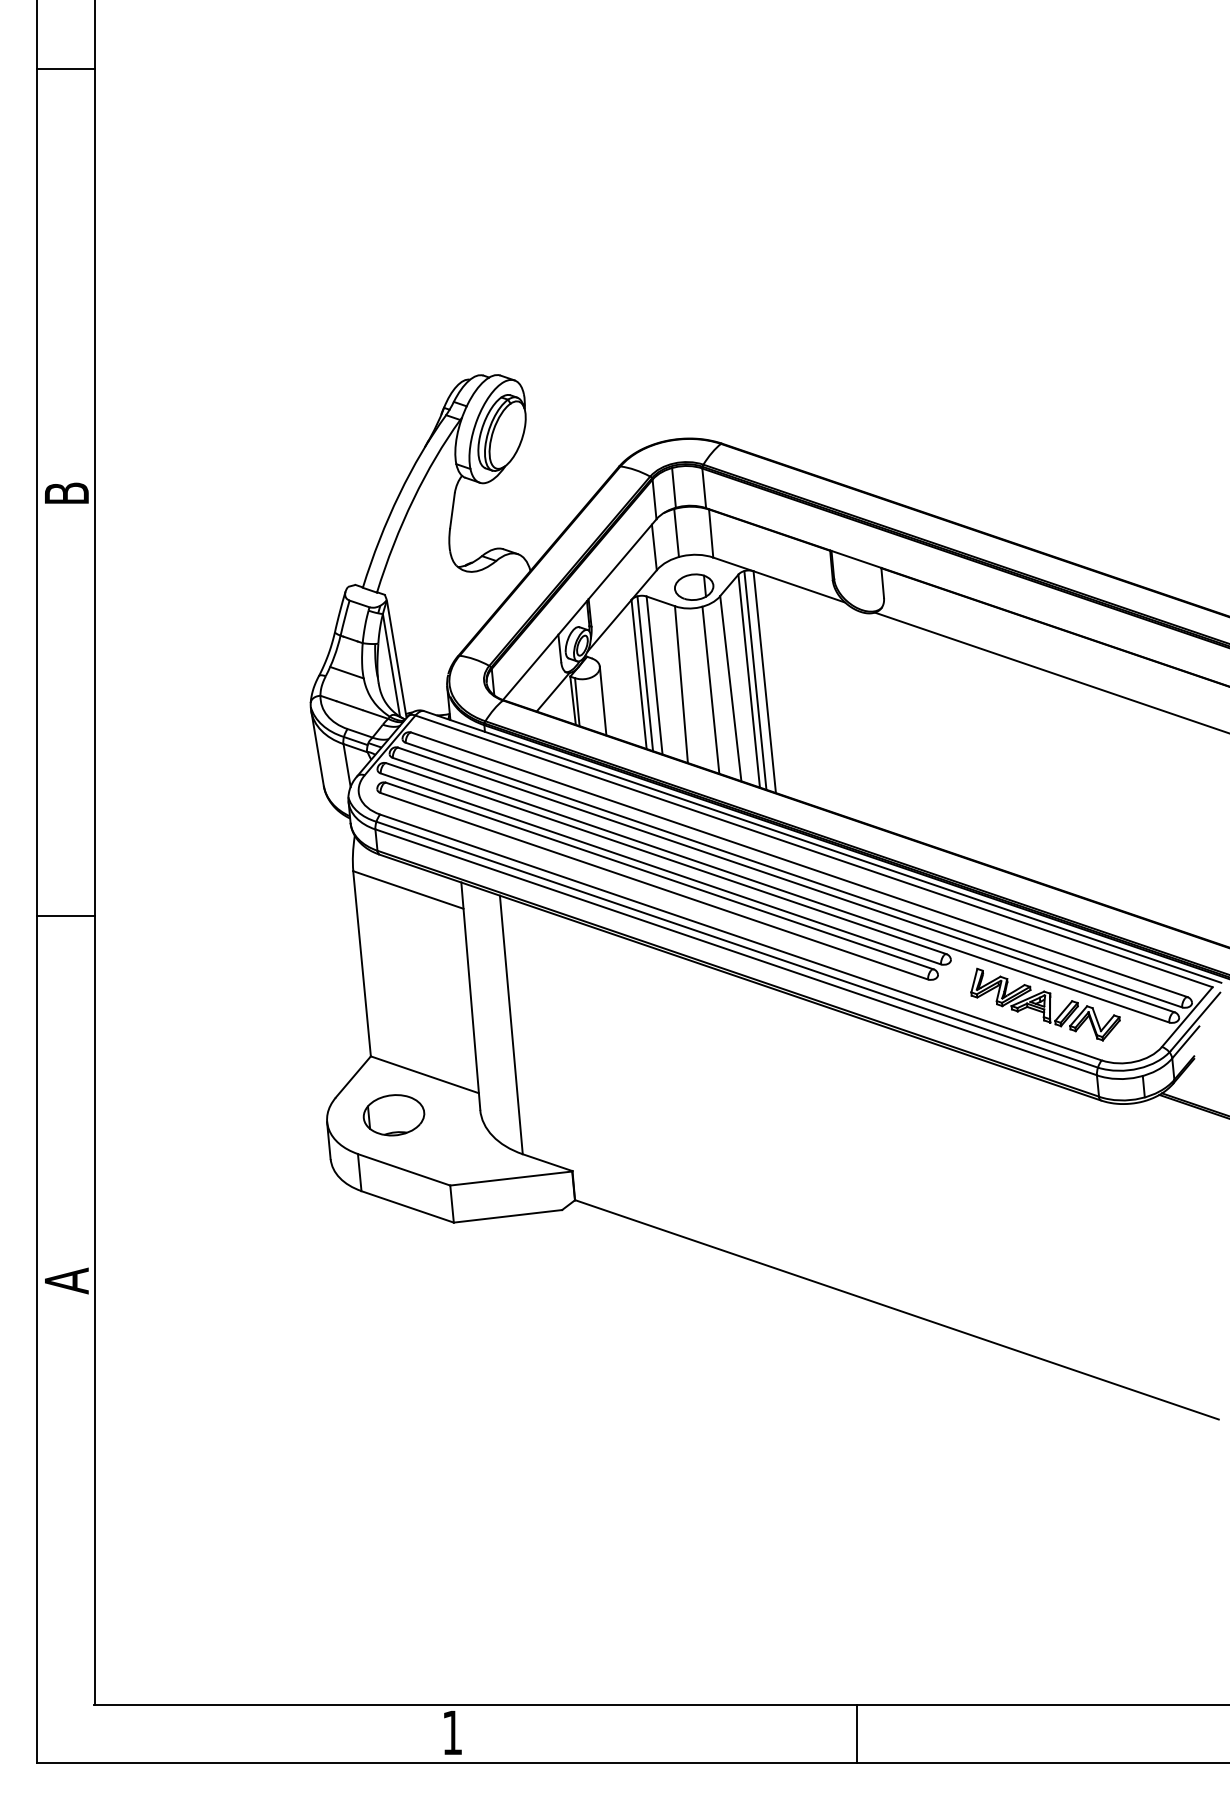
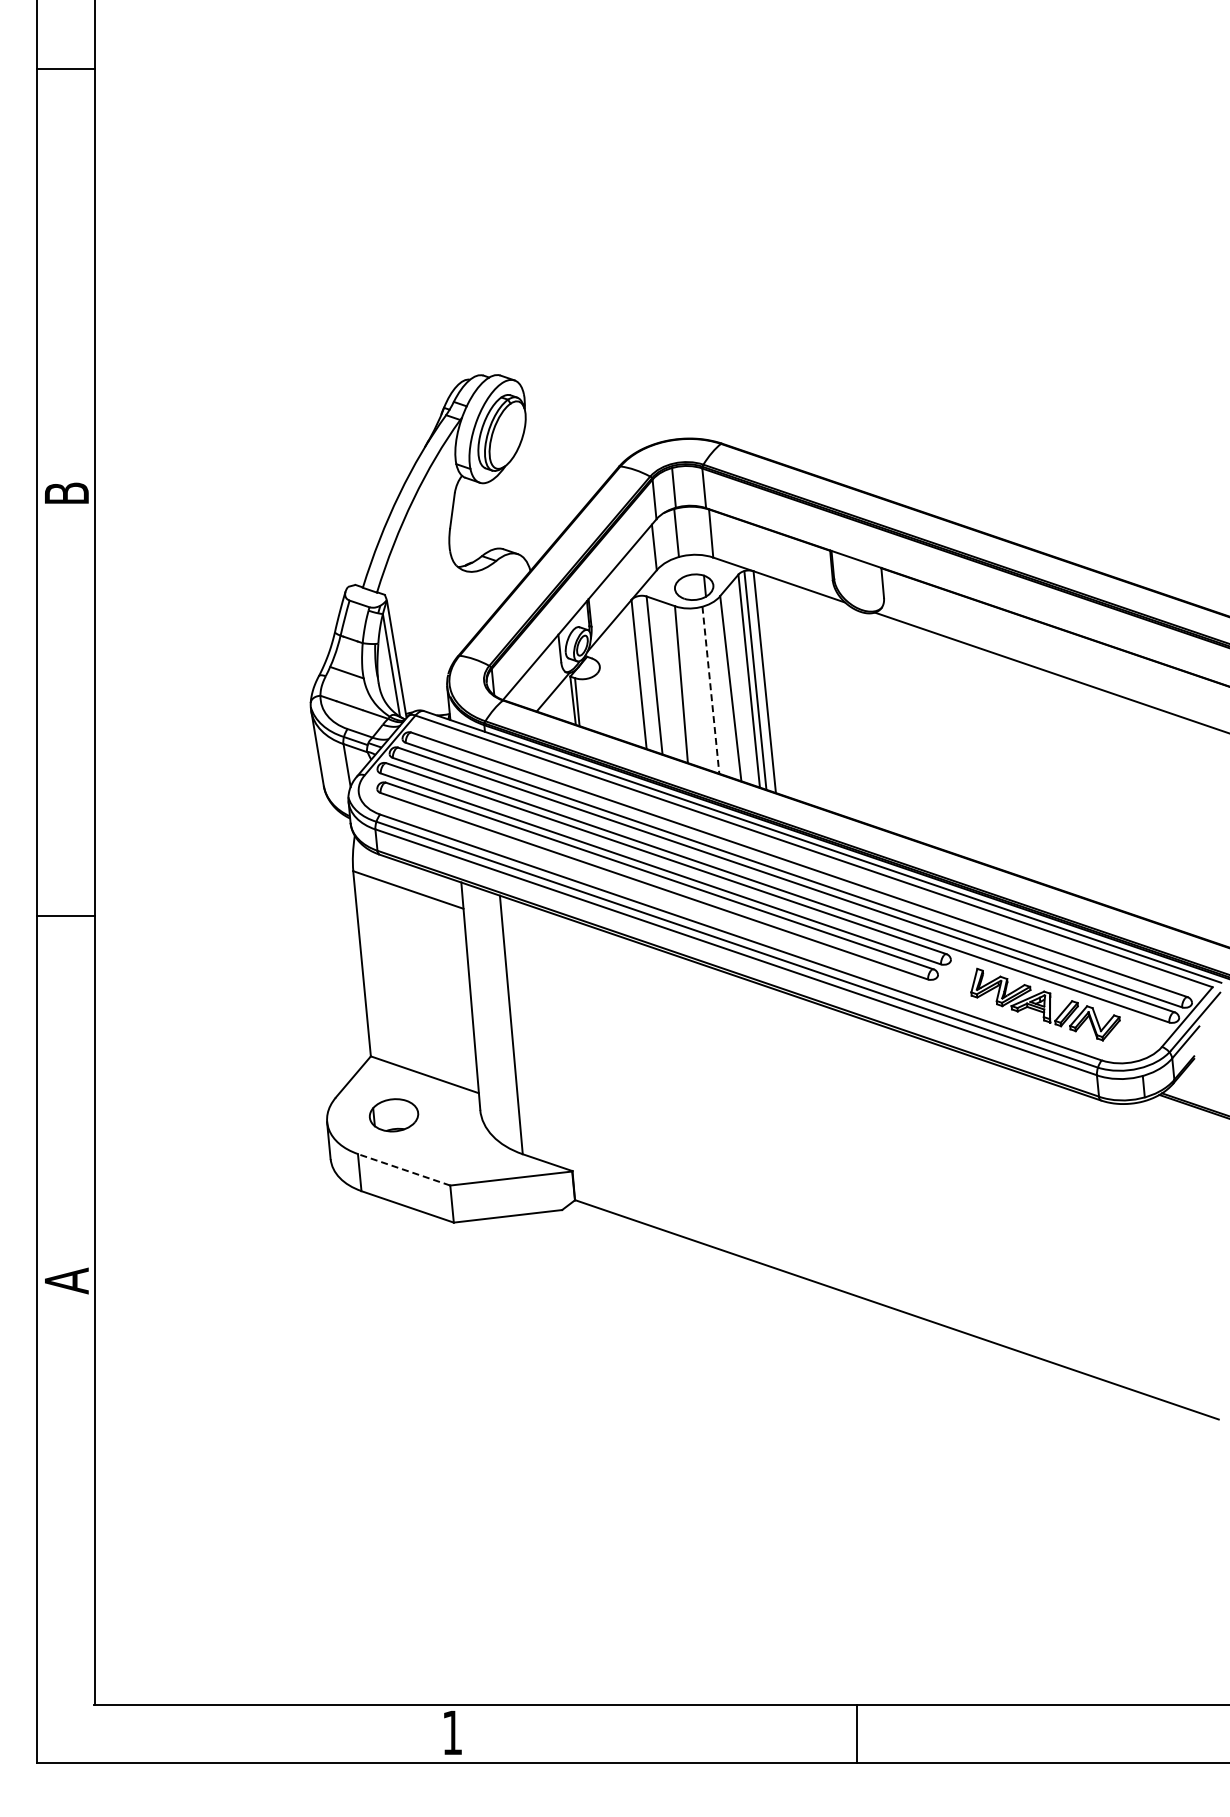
line: present -> none (645, 673)
line: solid -> dashed (710, 690)
line: present -> none (602, 700)
part size: 64x43 px -> 51x35 px (394, 1115)
line: solid -> dashed (404, 1169)
